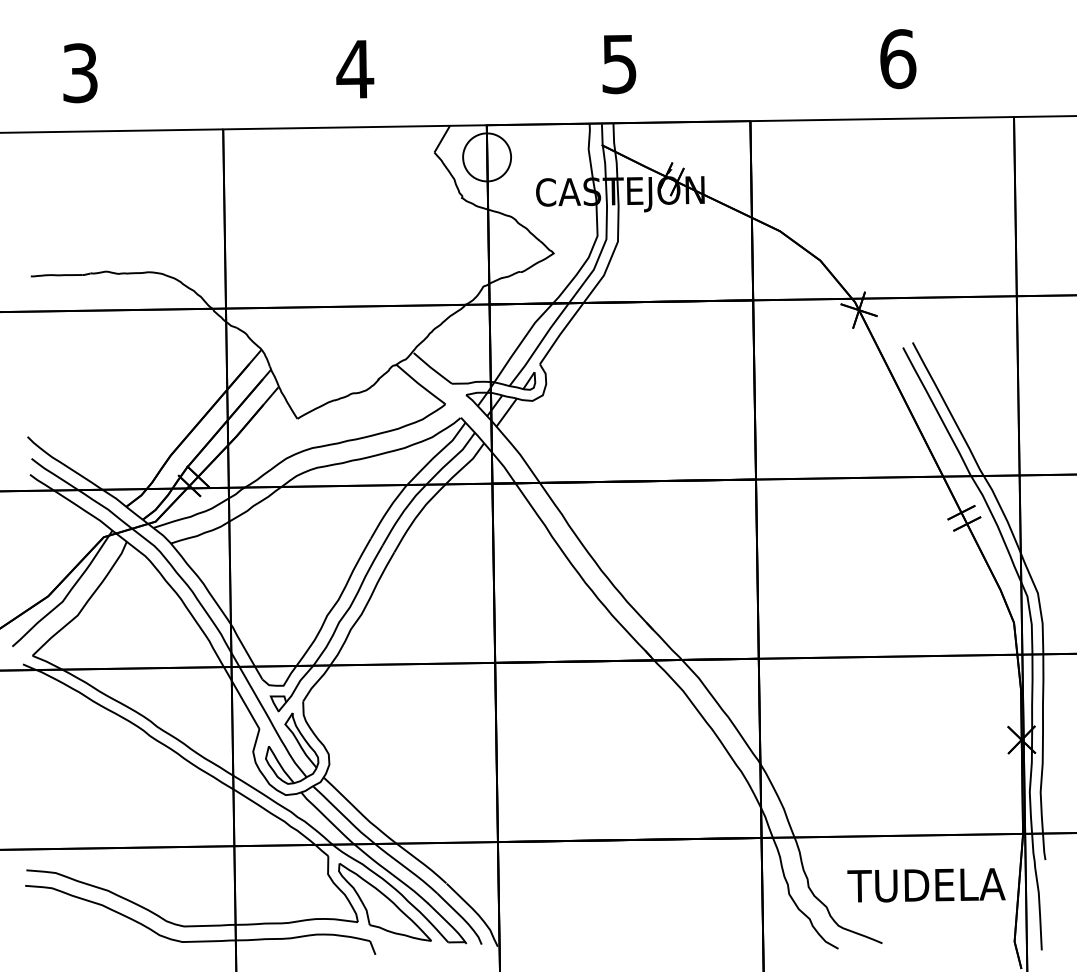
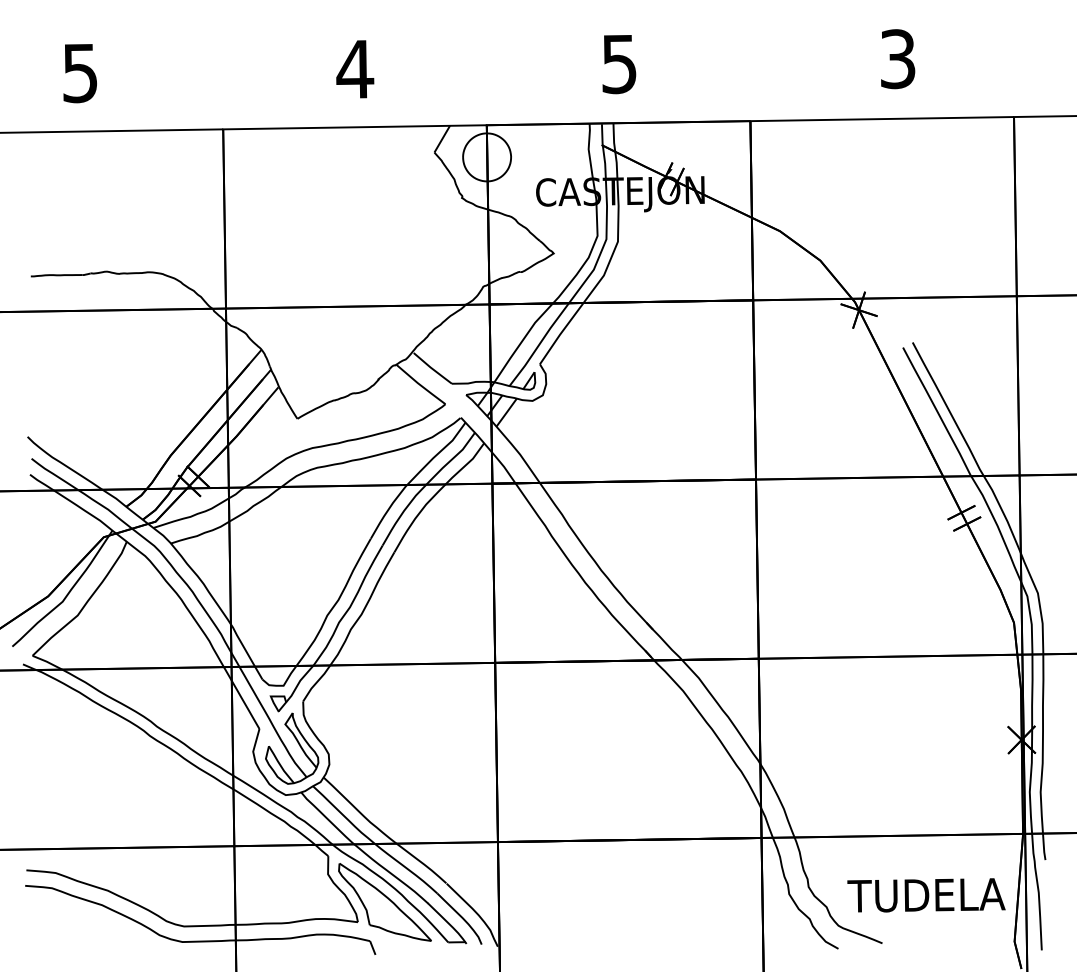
text: 6 -> 3 (898, 59)
text: 3 -> 5 (80, 72)
text position: (926, 885) -> (926, 895) (926, 895)
